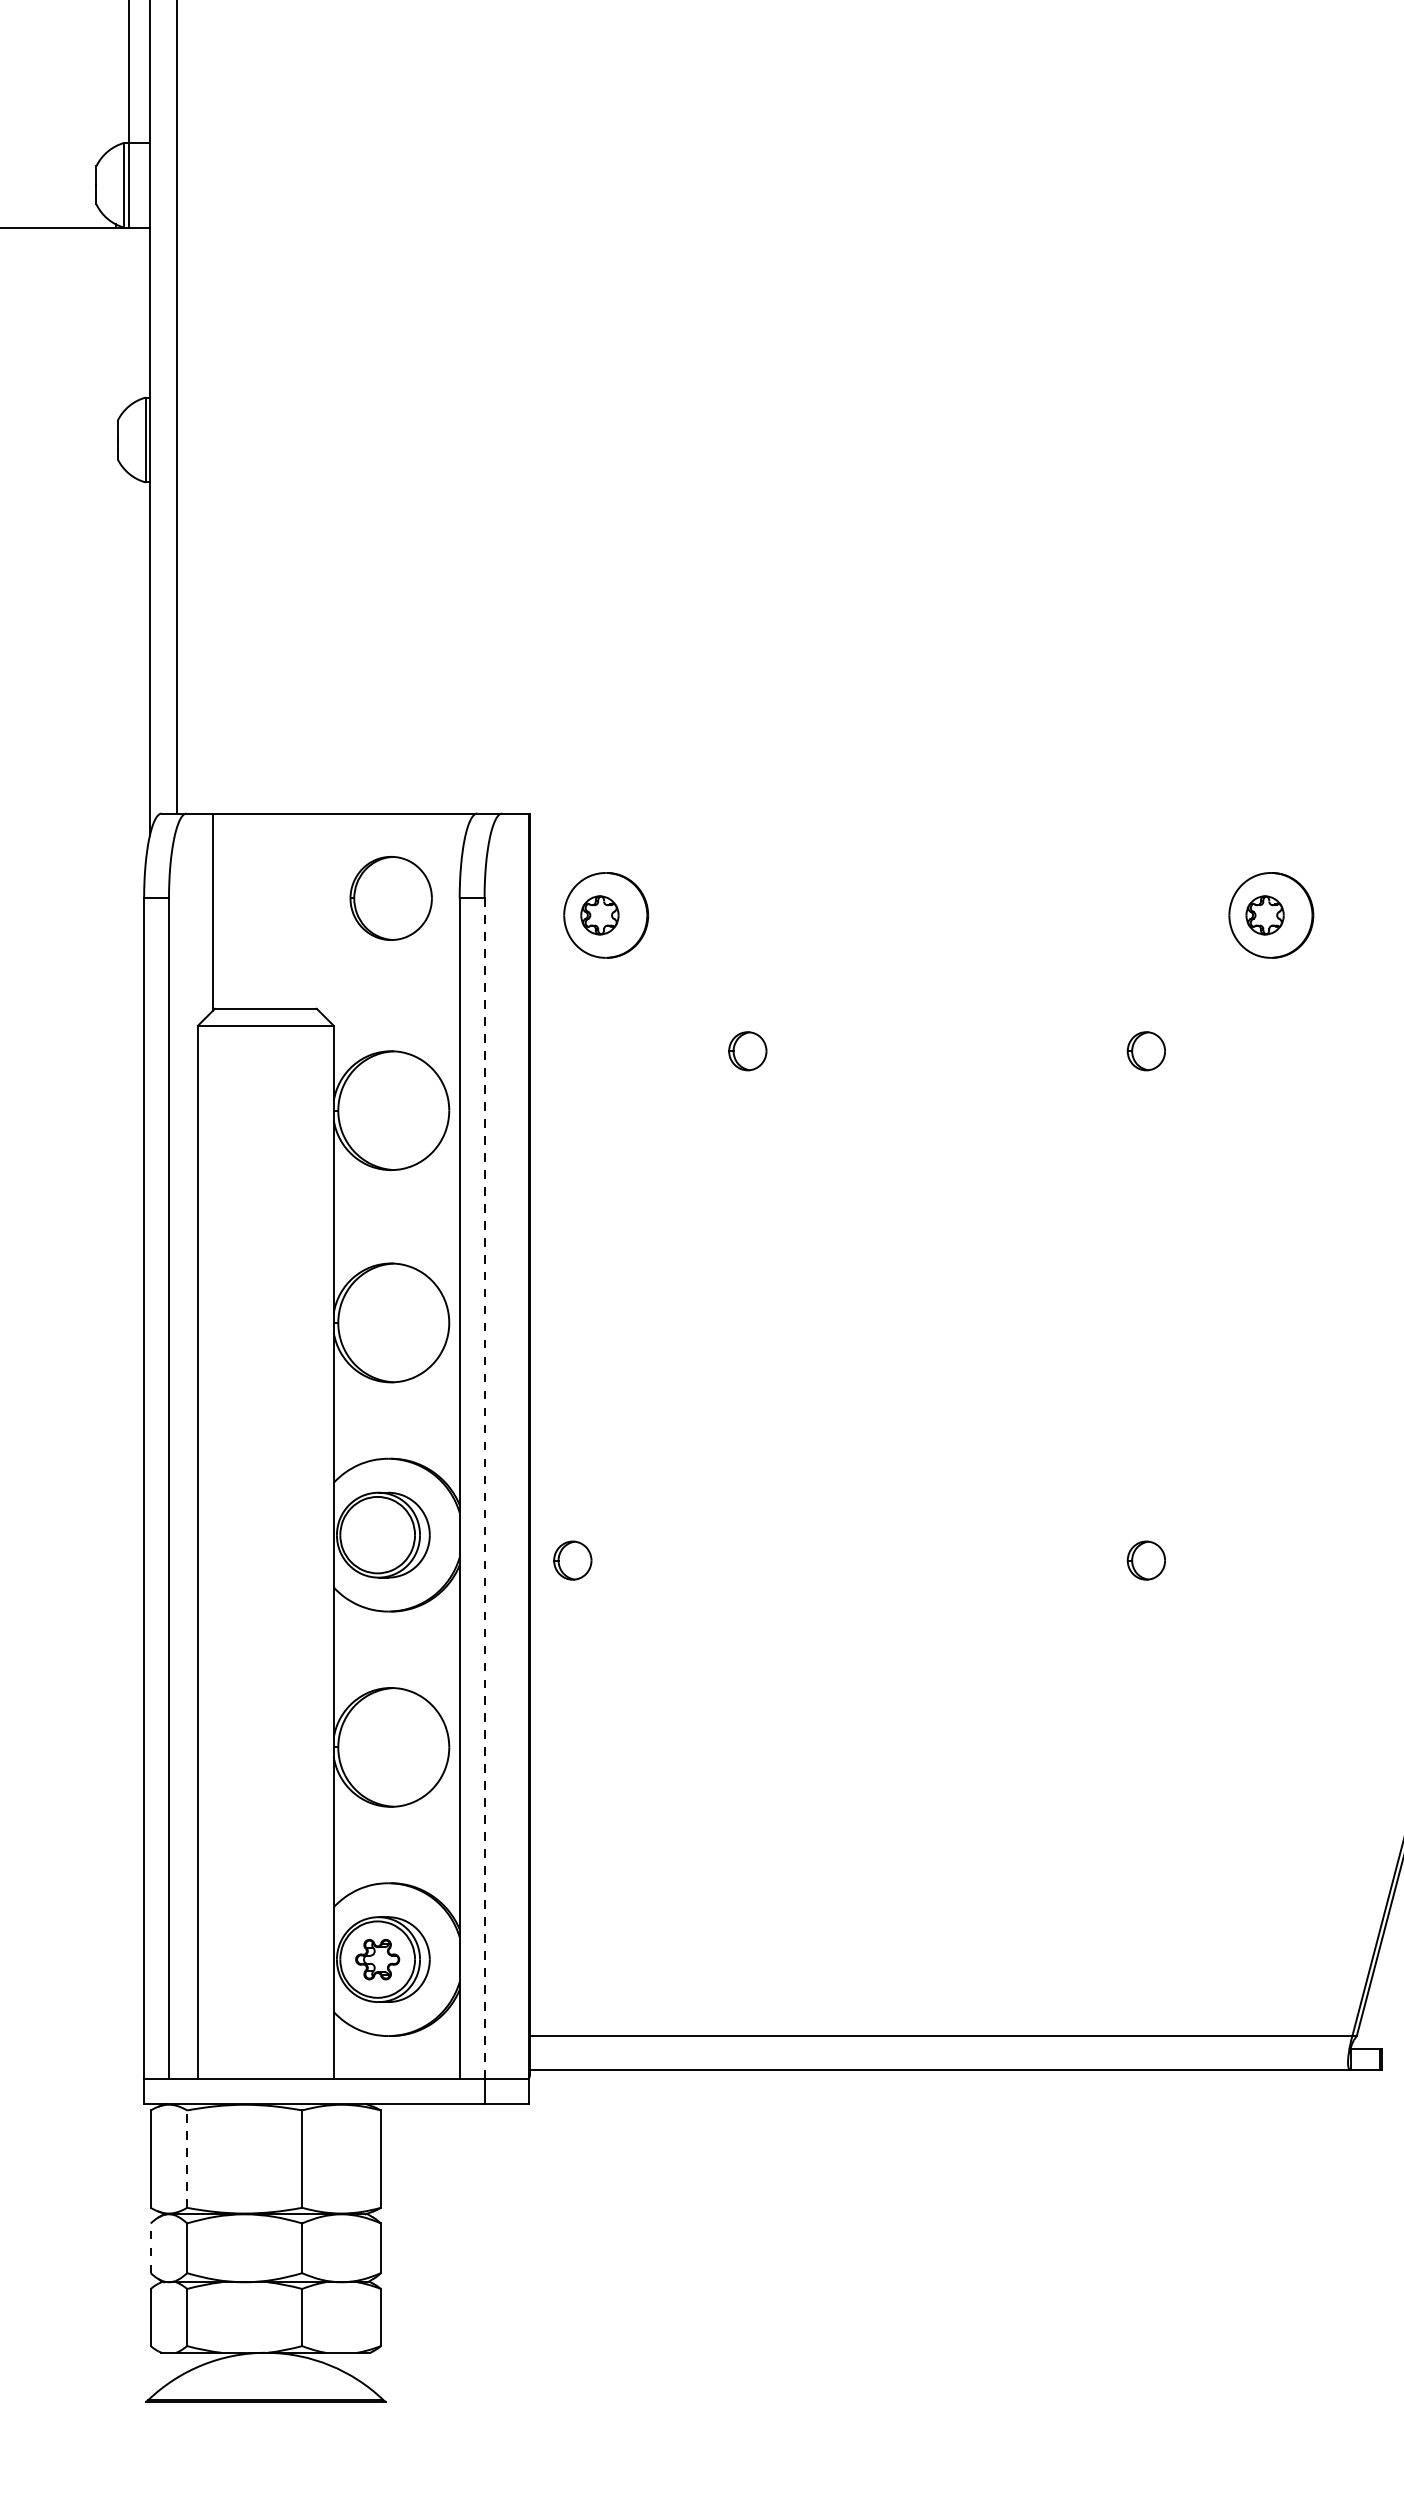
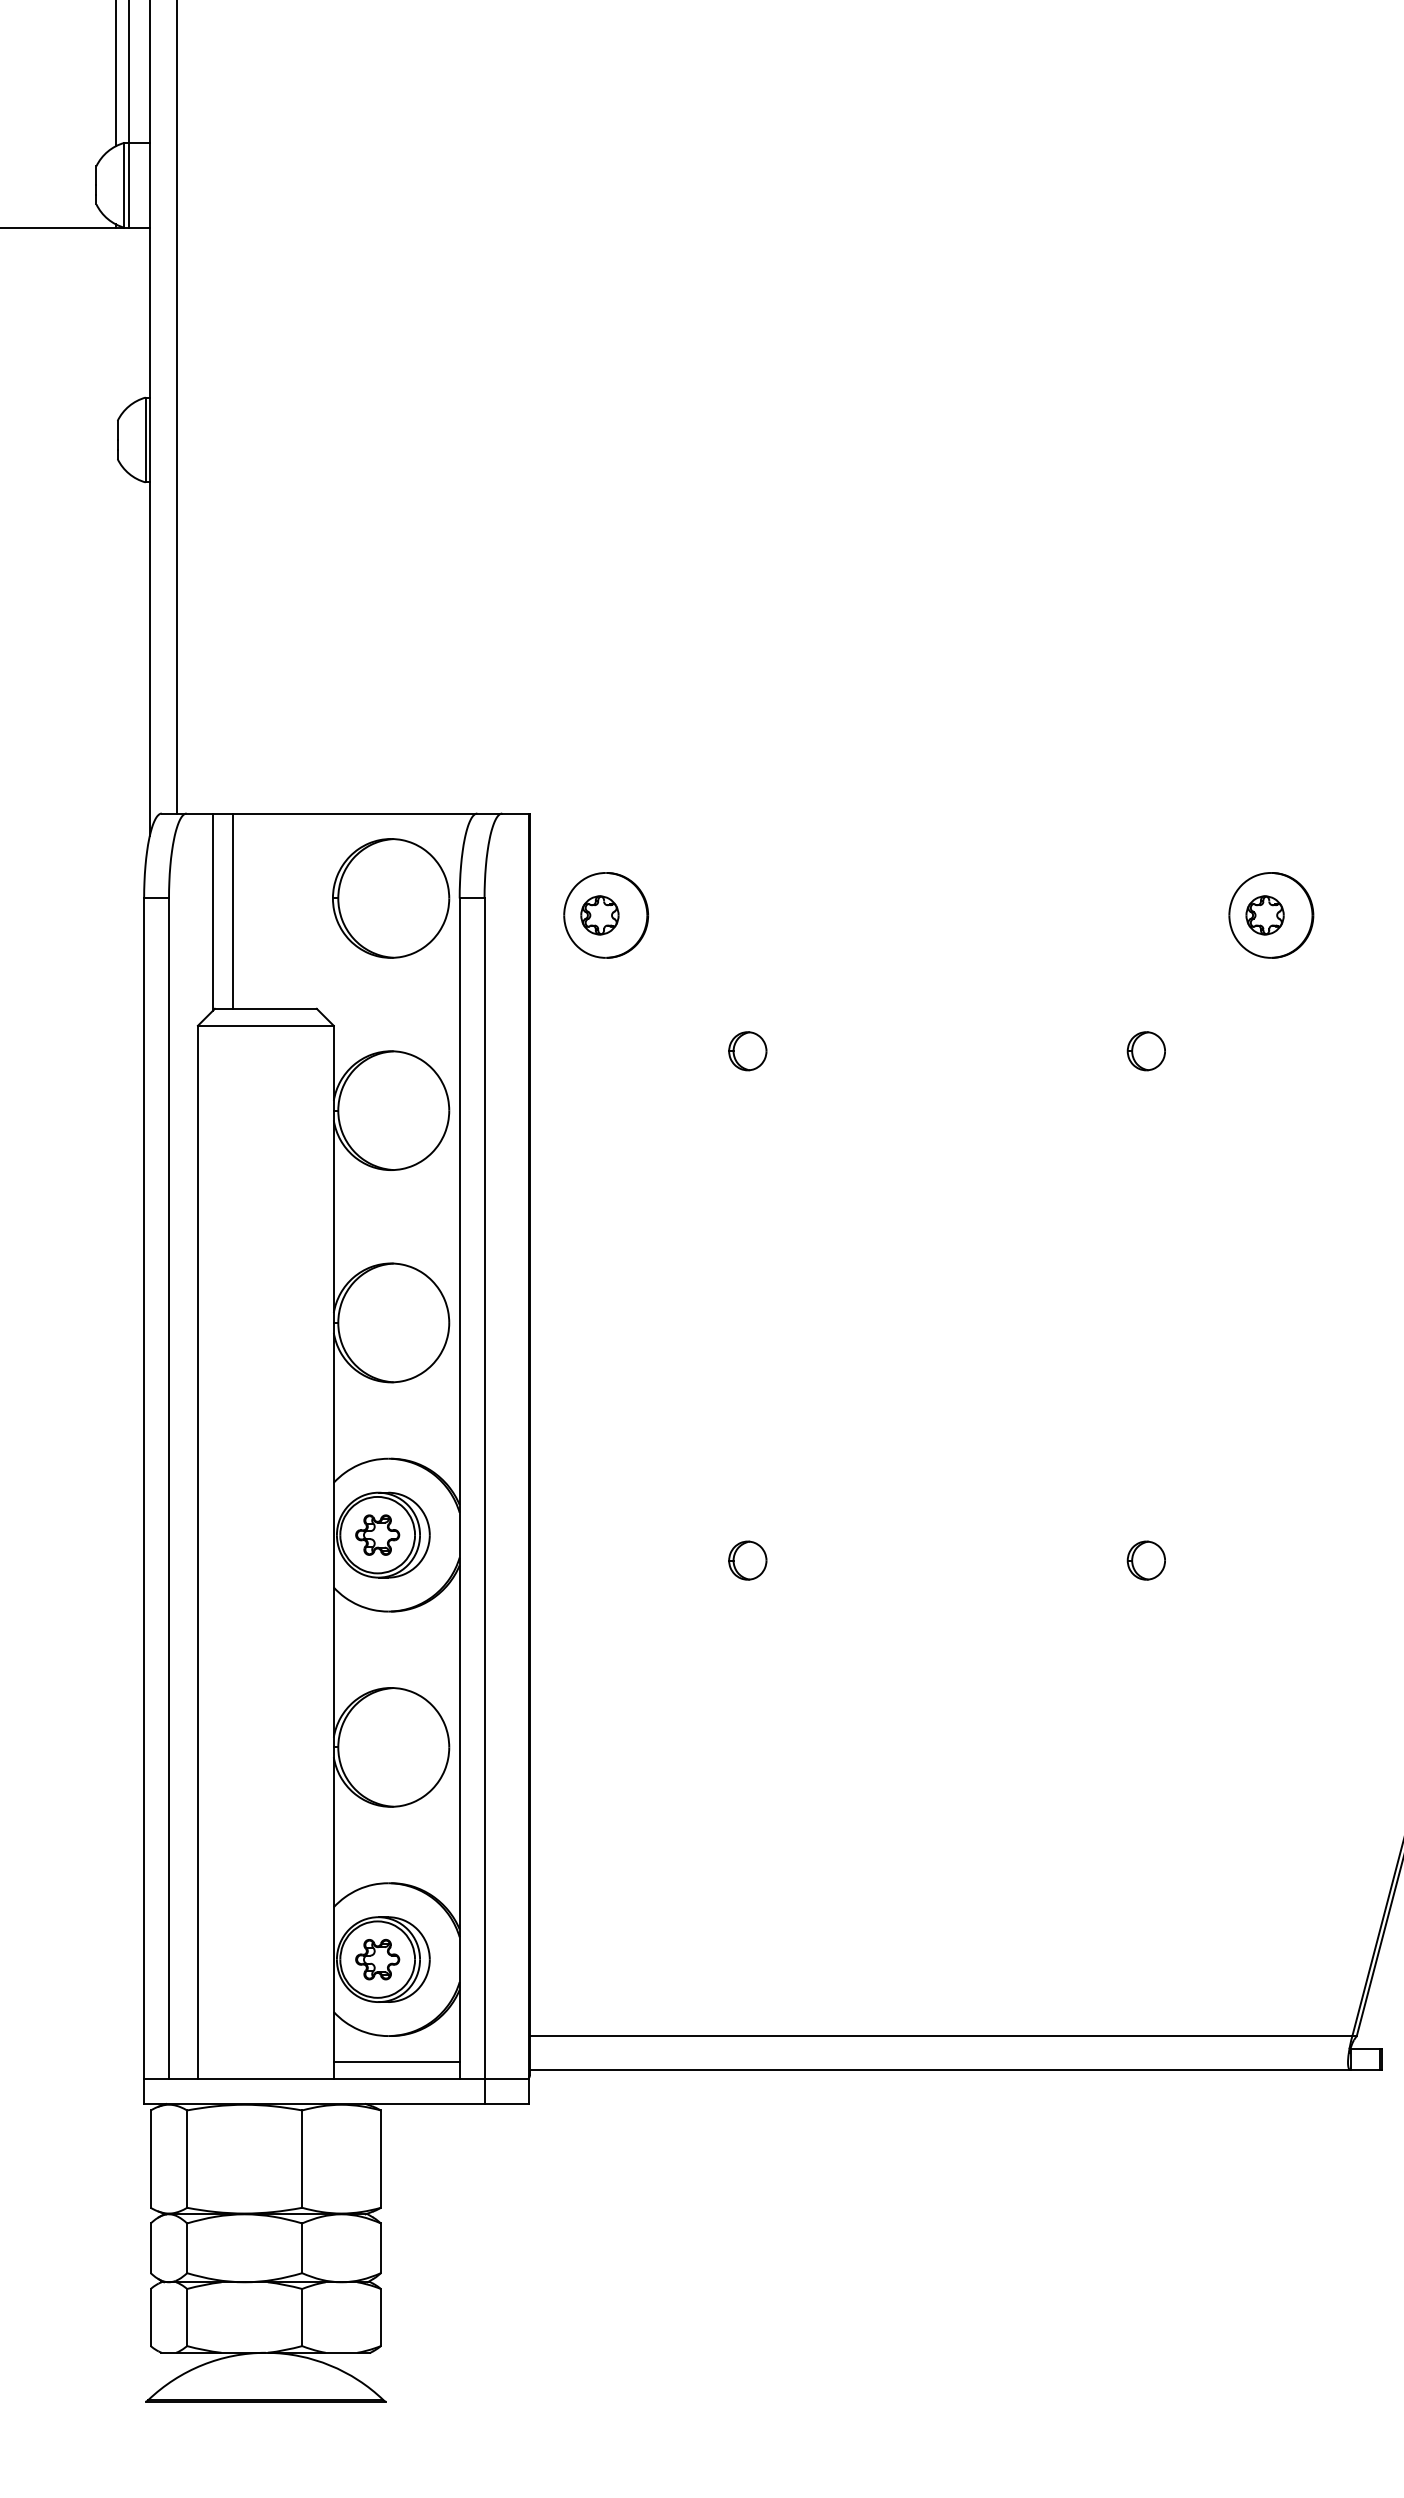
line: none -> present (115, 74)
part size: 84x85 px -> 119x121 px (391, 898)
line: none -> present (233, 910)
line: dashed -> solid (484, 1487)
part: none -> present (377, 1534)
part position: (572, 1560) -> (747, 1560) (747, 1560)
line: none -> present (396, 2061)
line: dashed -> solid (187, 2159)
line: dashed -> solid (150, 2248)
